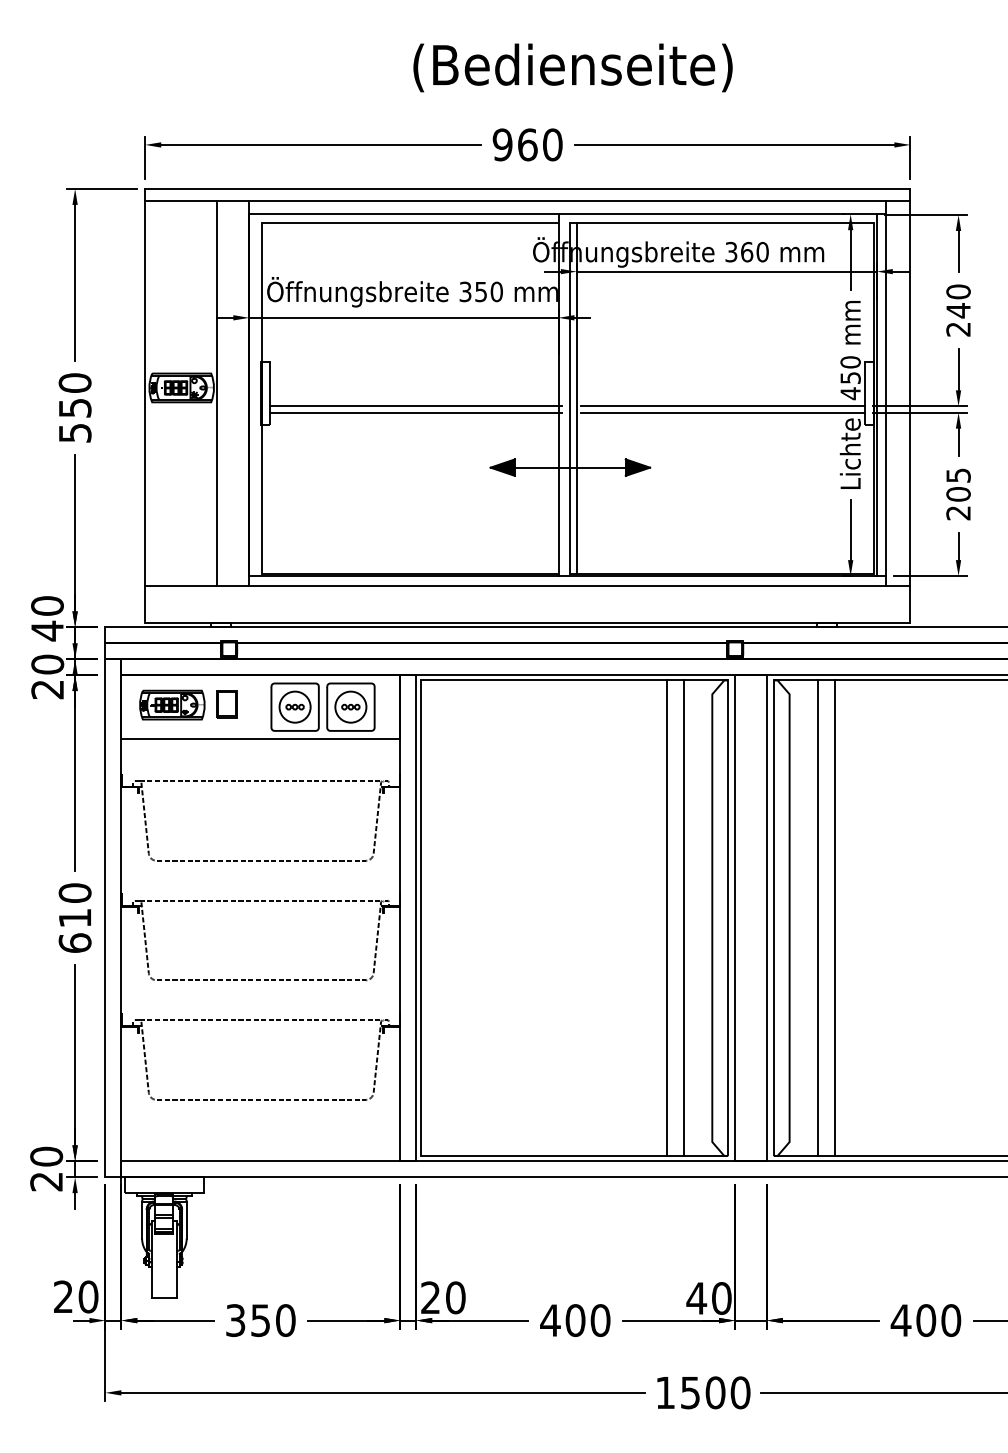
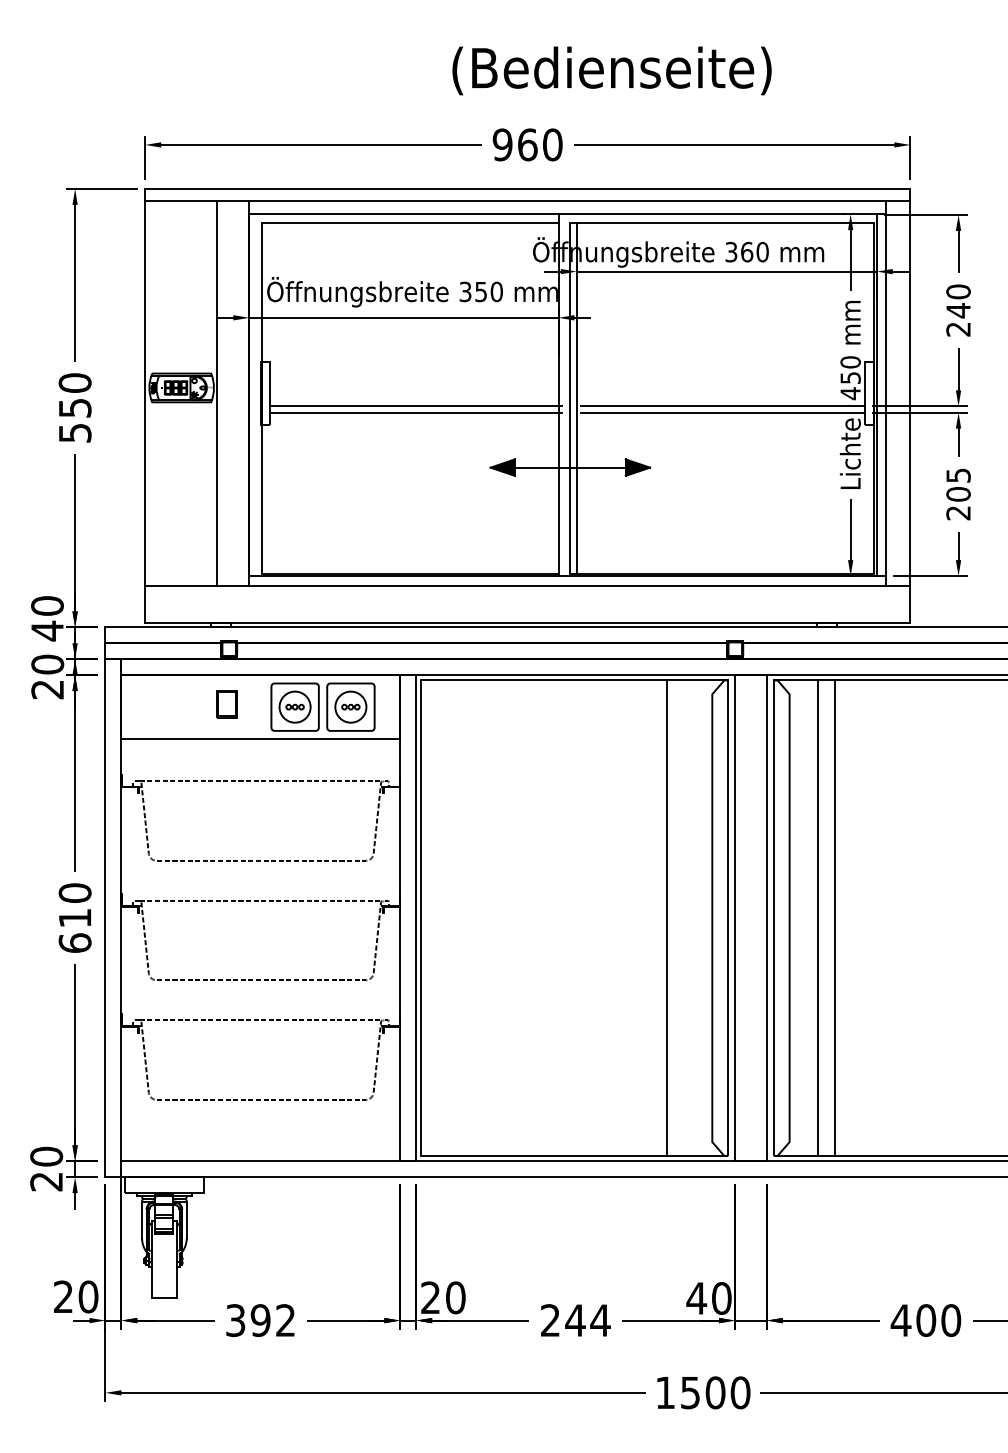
text position: (572, 67) -> (611, 70) (611, 70)
part: present -> none (172, 704)
line: present -> none (683, 917)
text: 350 -> 392 (272, 1320)
text: 400 -> 244 (575, 1320)
